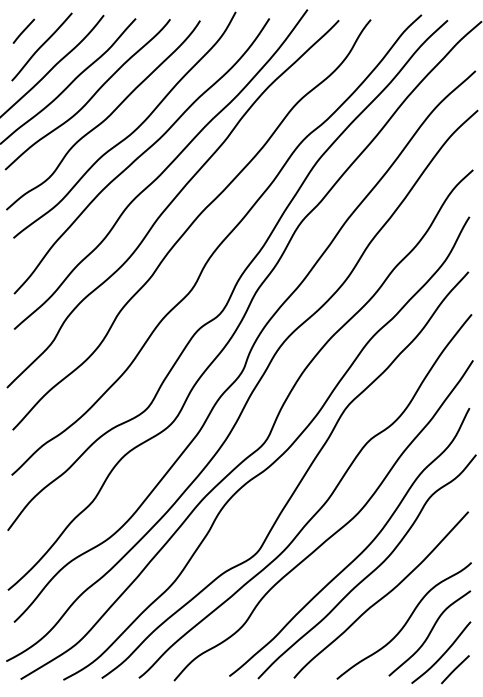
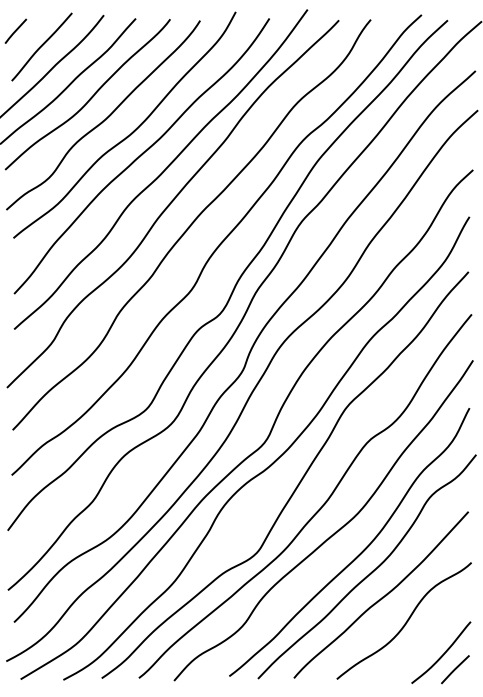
line position: (23, 30) -> (15, 30) (15, 30)
curve: present -> none (429, 633)
